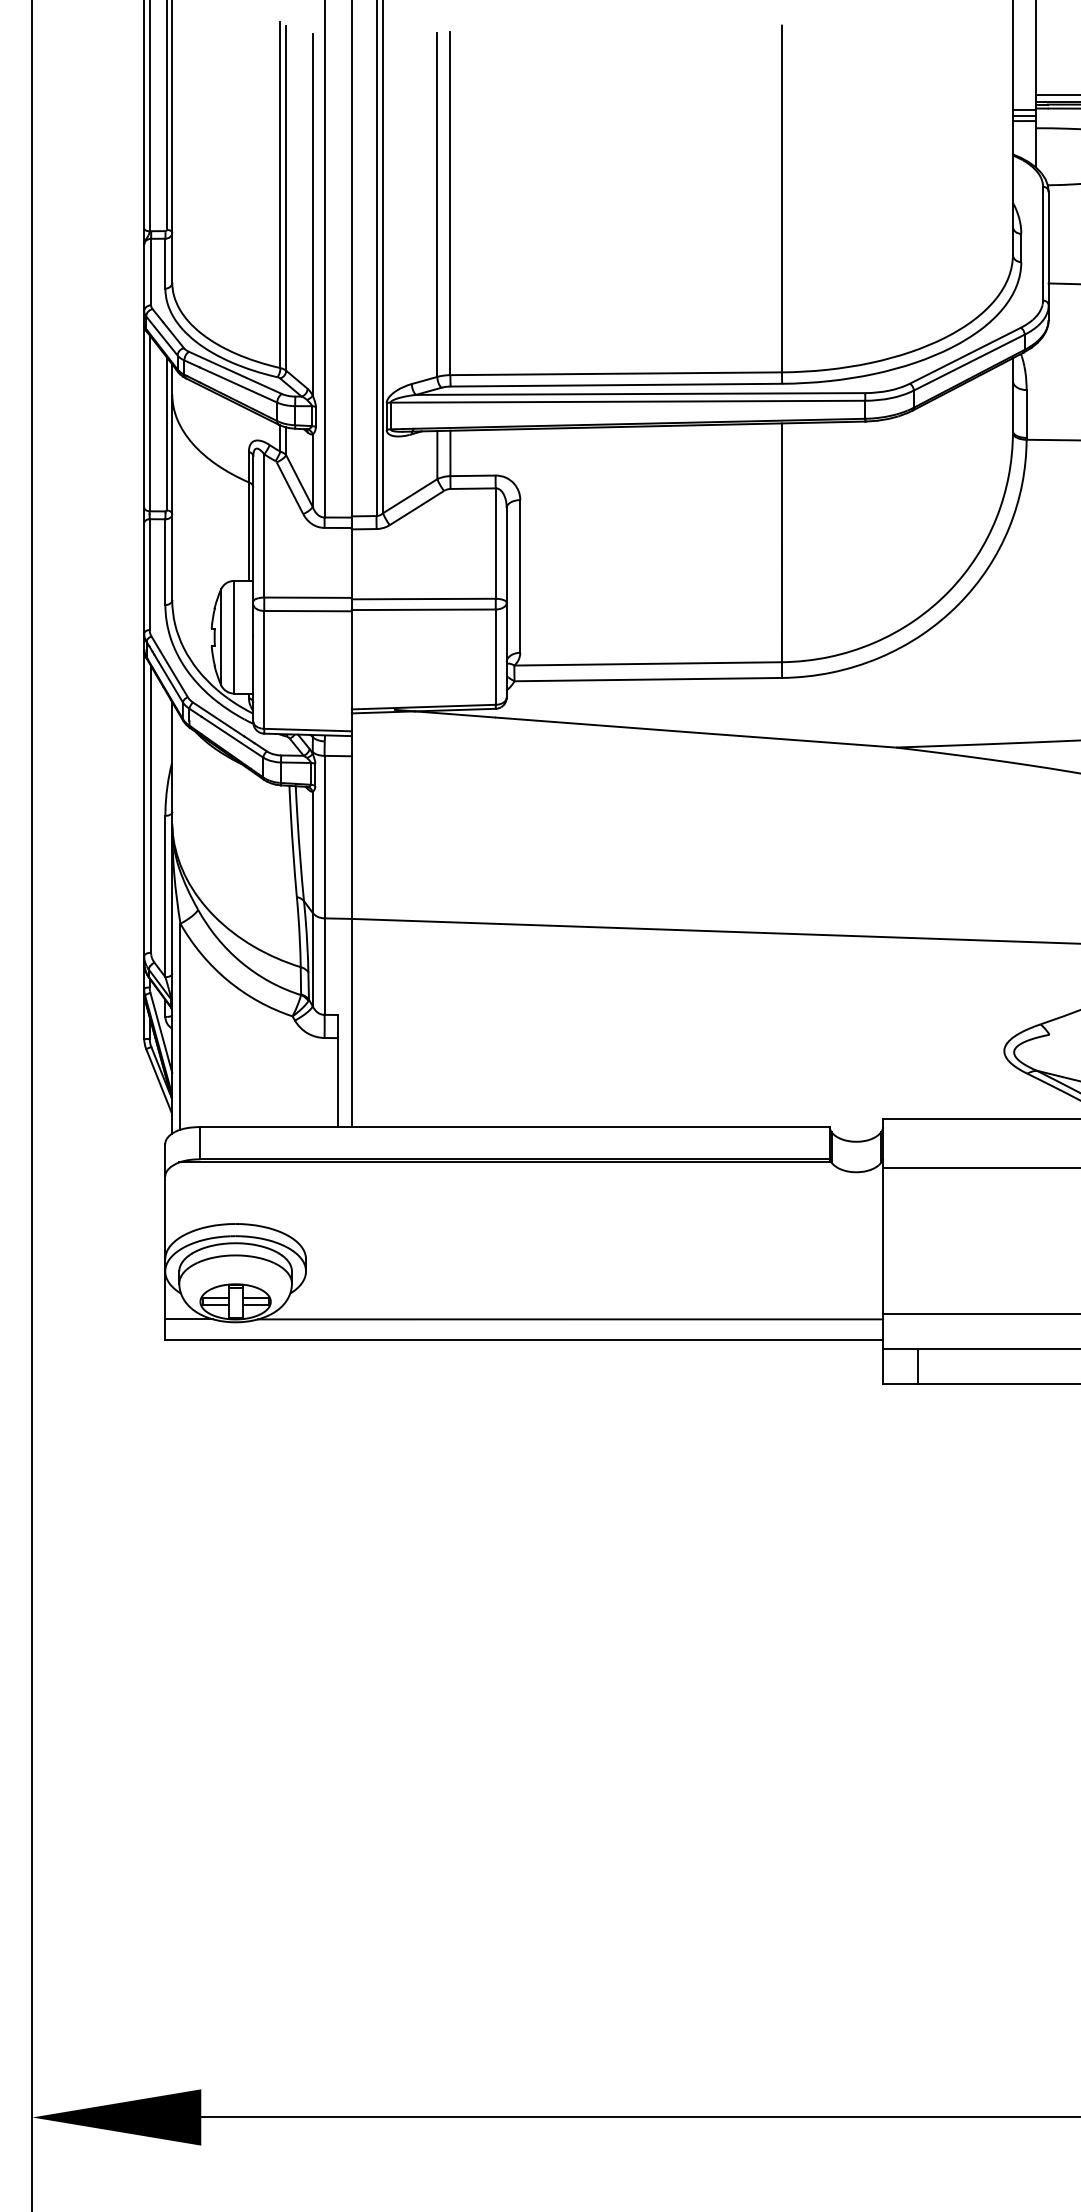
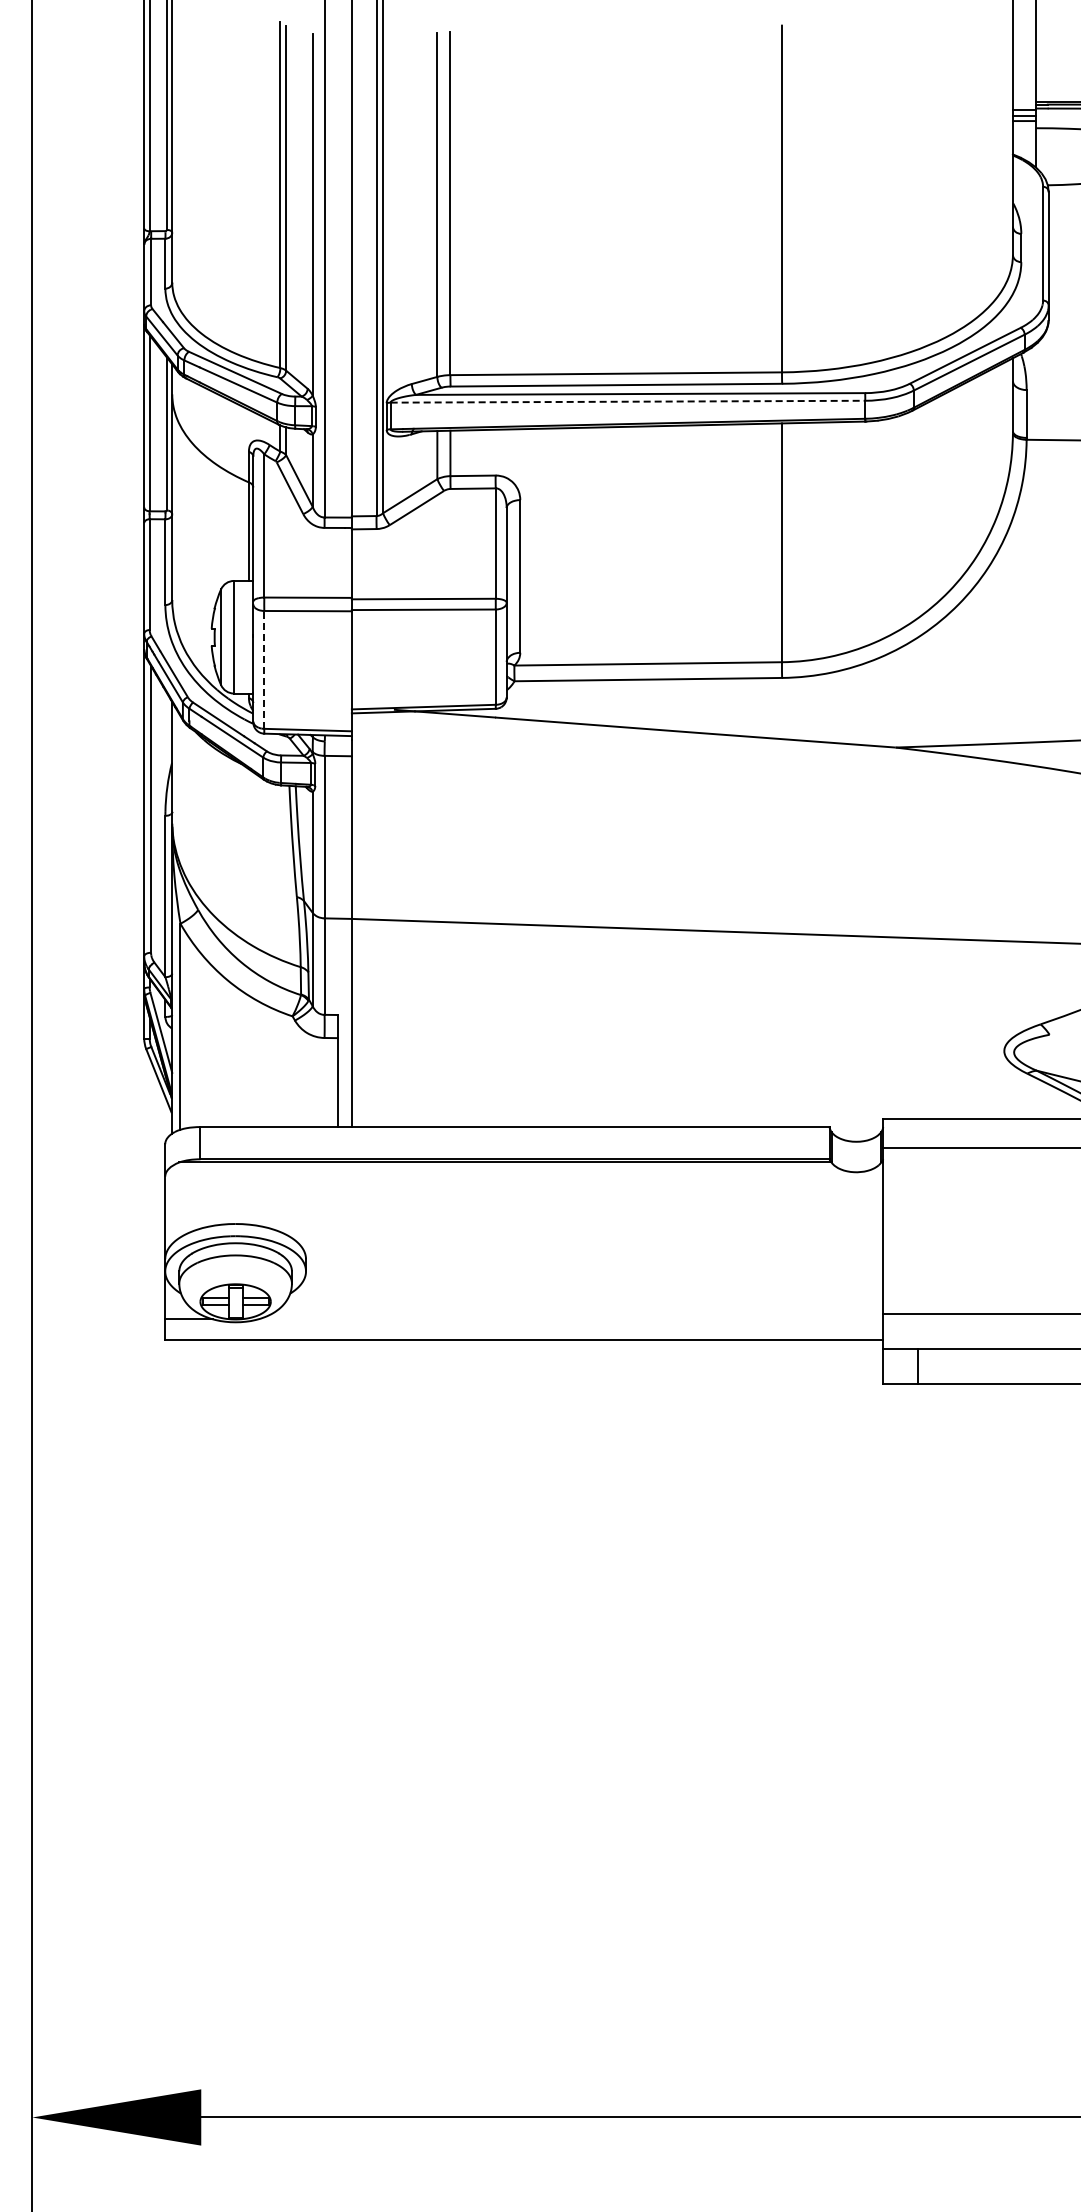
line: present -> none (1056, 94)
line: present -> none (1062, 283)
line: solid -> dashed (628, 401)
line: solid -> dashed (264, 669)
line position: (980, 1168) -> (980, 1148) (980, 1148)
line: present -> none (570, 1319)
